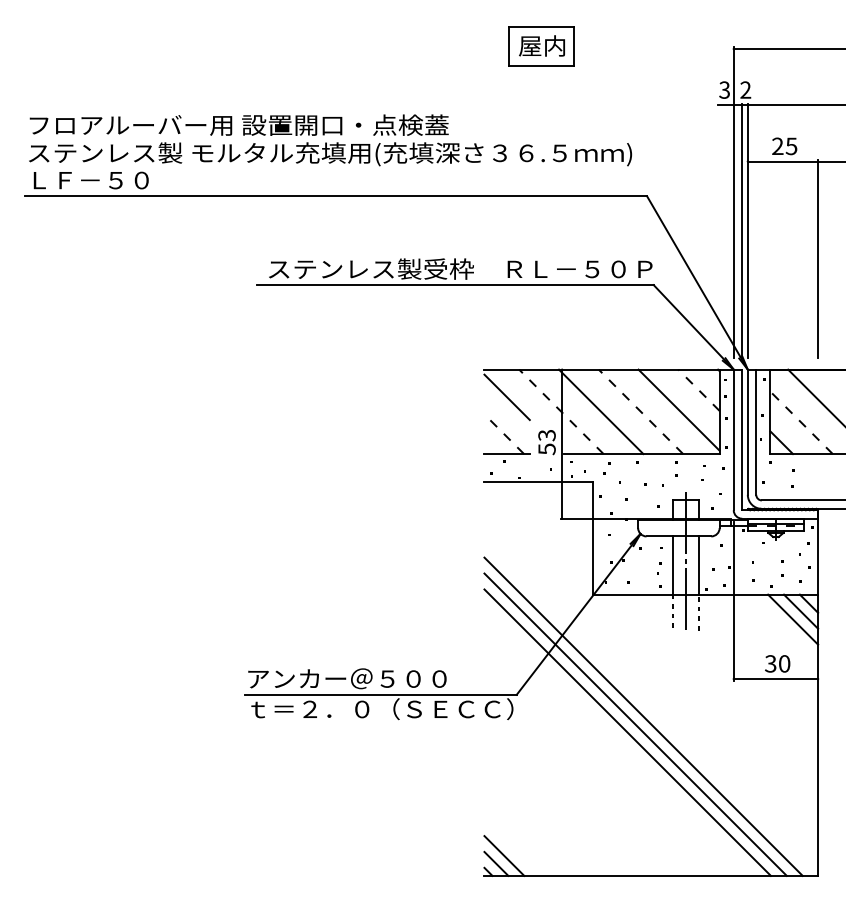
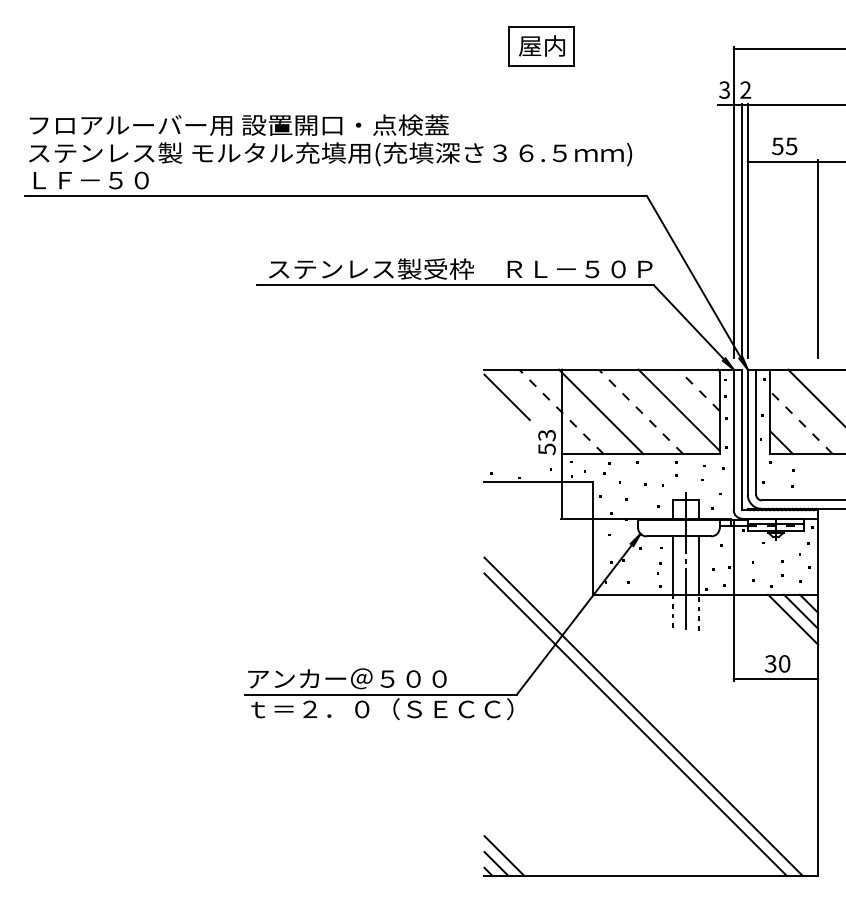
text: 25 -> 55 (777, 146)
part: present -> none (506, 441)
line: present -> none (627, 732)
